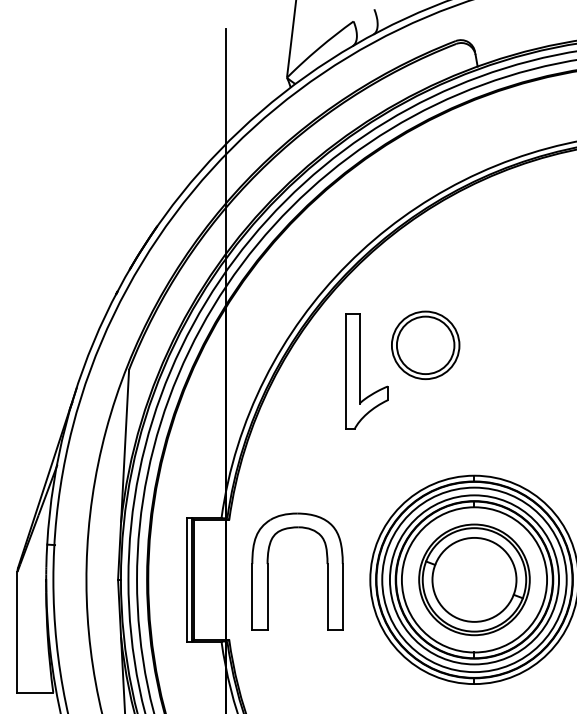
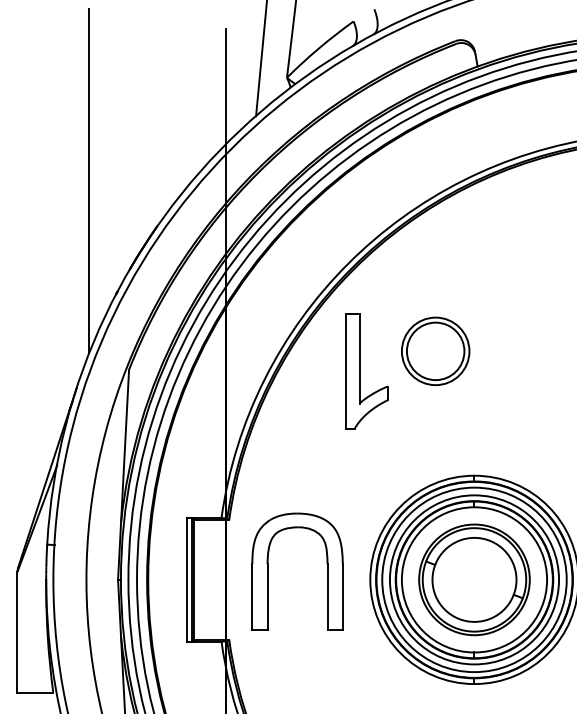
line: none -> present (261, 59)
line: none -> present (89, 181)
part position: (425, 344) -> (435, 350) (435, 350)
